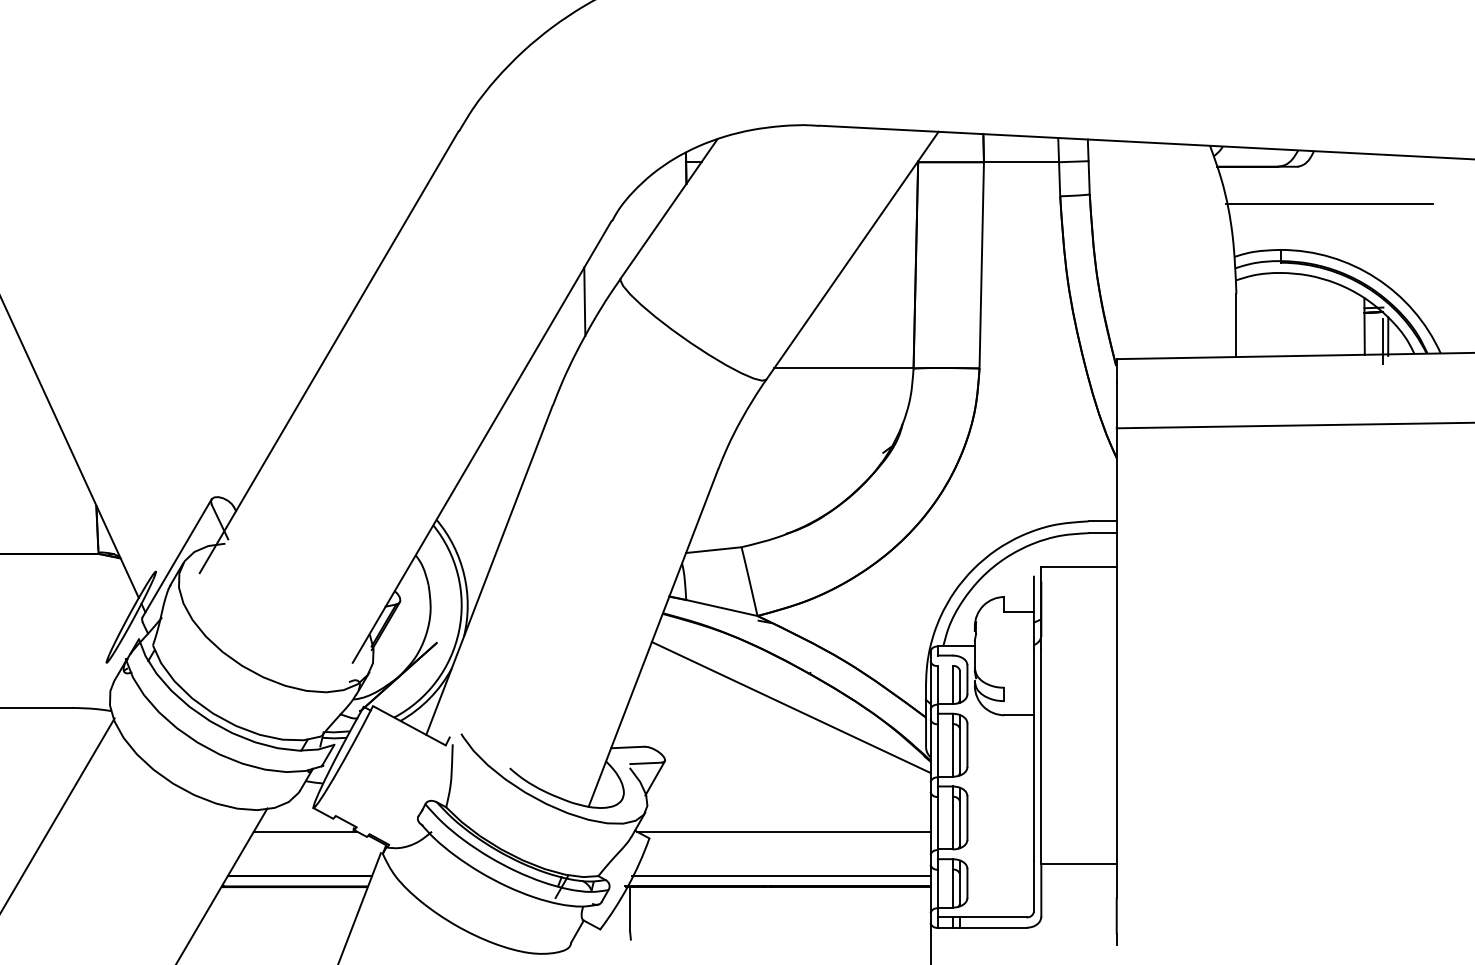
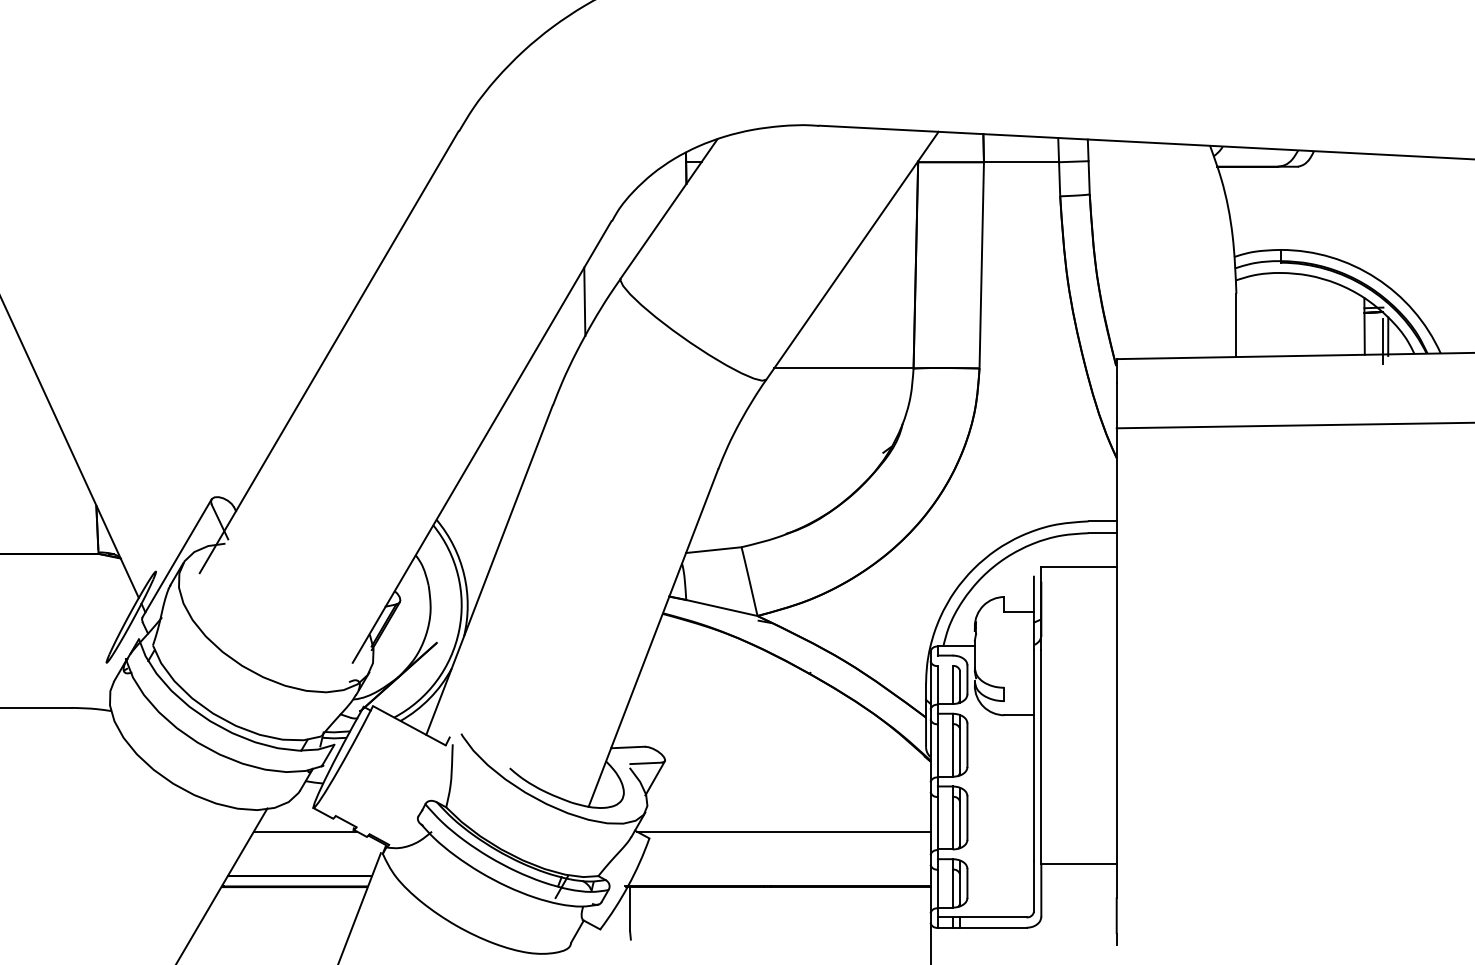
line: present -> none (1329, 203)
line: present -> none (790, 707)
line: present -> none (58, 814)
line: present -> none (781, 876)
